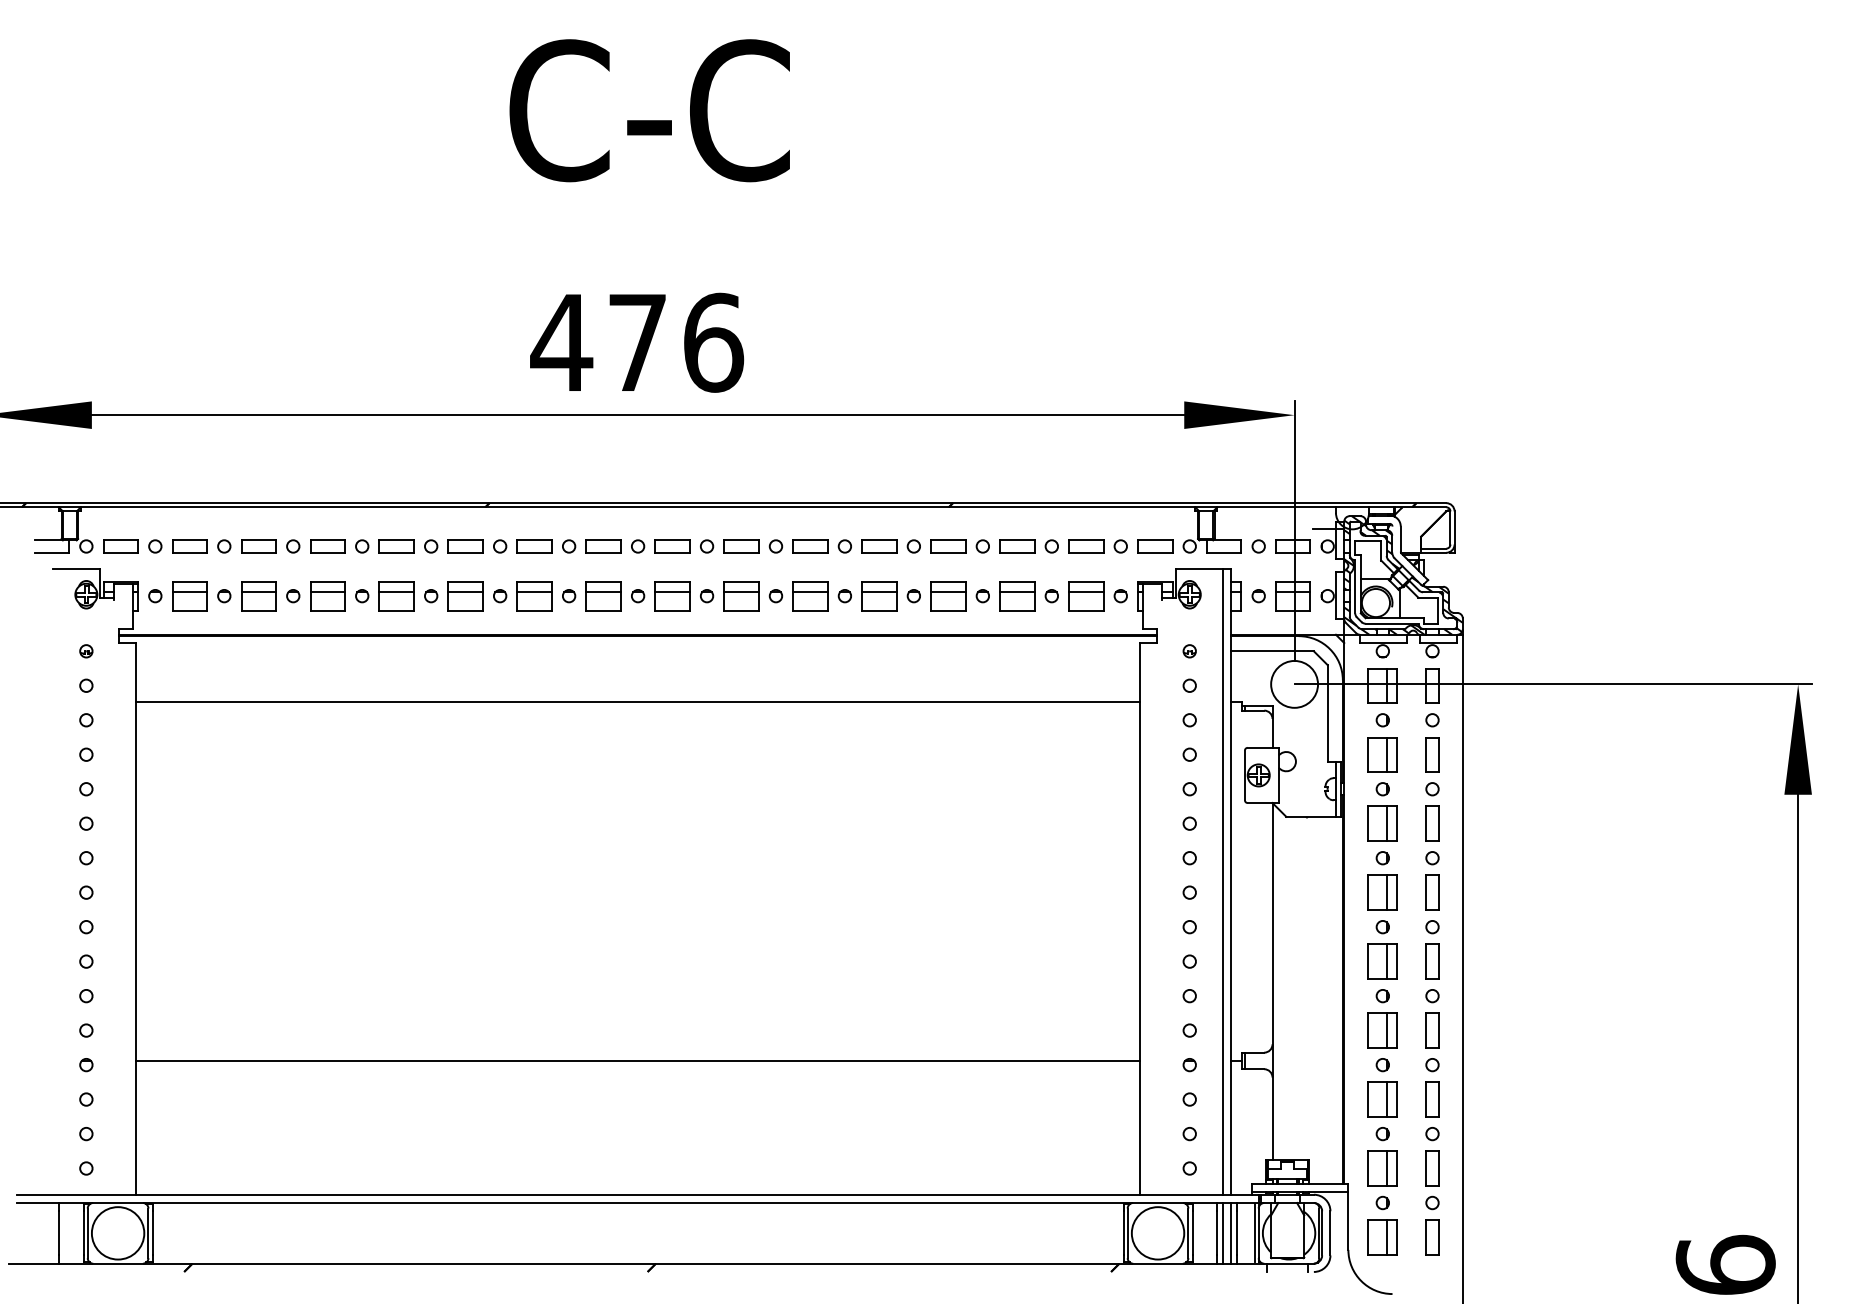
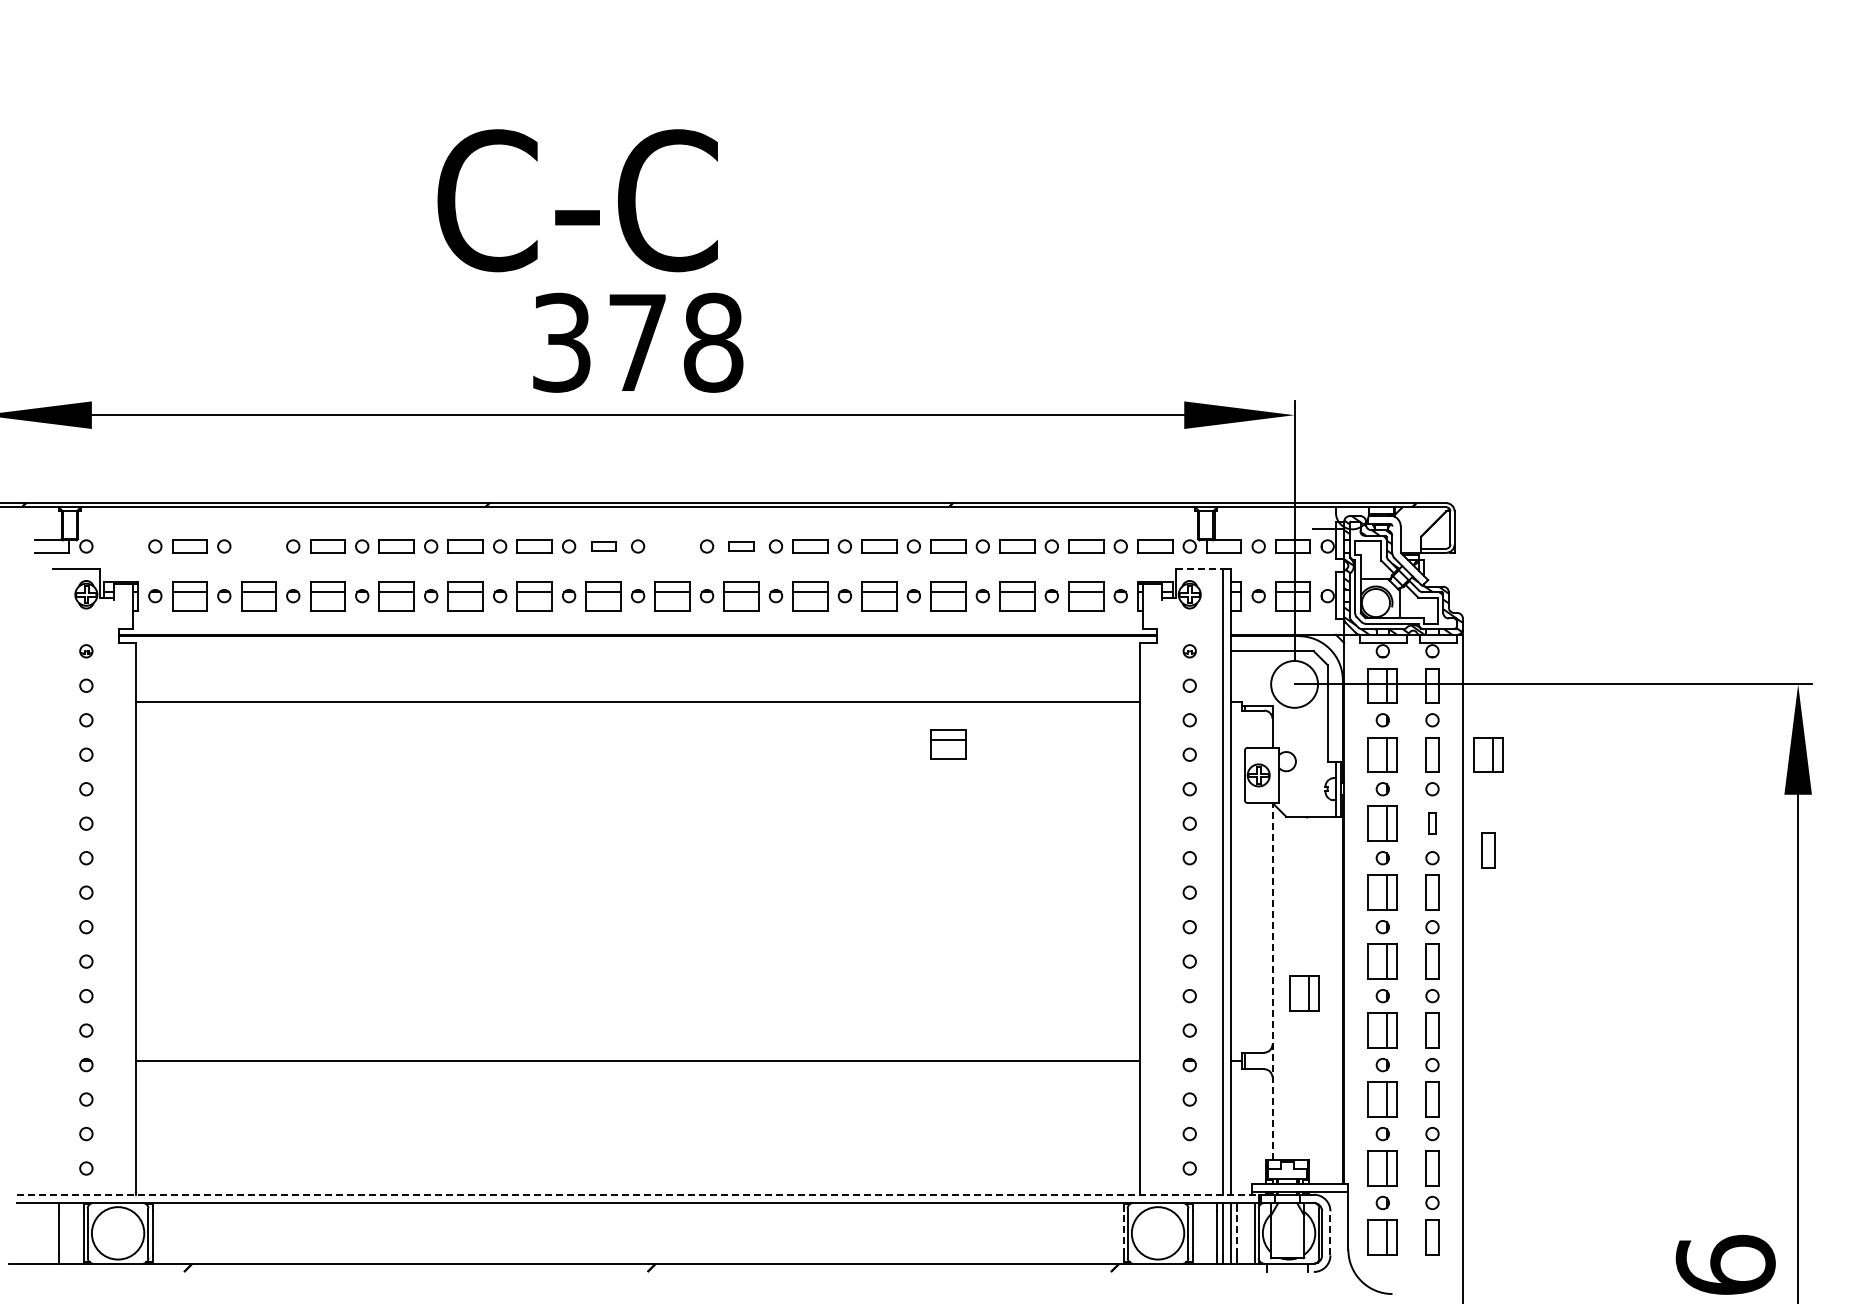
text position: (649, 110) -> (577, 200) (577, 200)
text: 476 -> 378 (637, 342)
part: present -> none (120, 546)
part: present -> none (258, 546)
part size: 37x15 px -> 26x11 px (603, 546)
part: present -> none (672, 546)
part size: 37x15 px -> 27x11 px (741, 546)
line: solid -> dashed (1199, 568)
part: none -> present (948, 744)
part: none -> present (1488, 754)
part size: 15x37 px -> 9x23 px (1432, 823)
part: none -> present (1488, 850)
line: solid -> dashed (1272, 981)
part: none -> present (1304, 993)
line: solid -> dashed (638, 1194)
line: solid -> dashed (1123, 1232)
line: solid -> dashed (1236, 1232)
line: solid -> dashed (1330, 1232)
